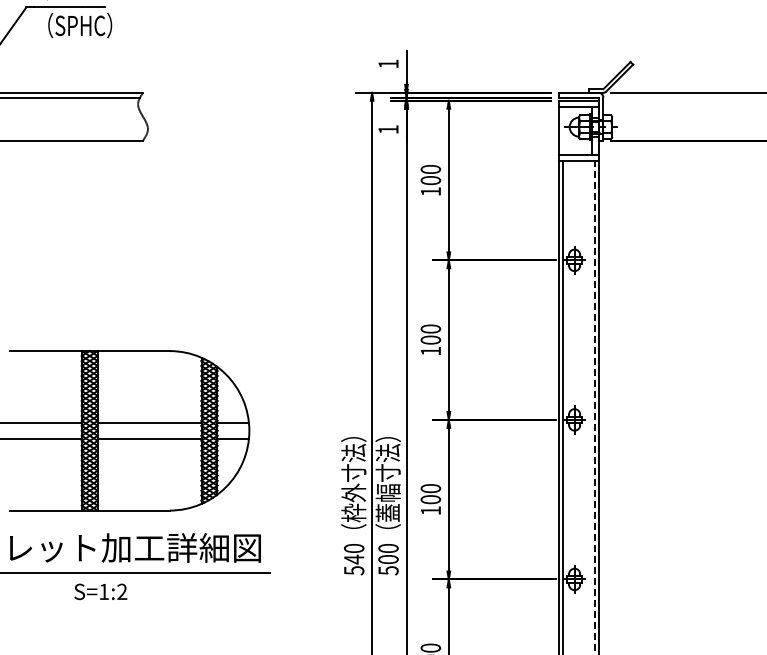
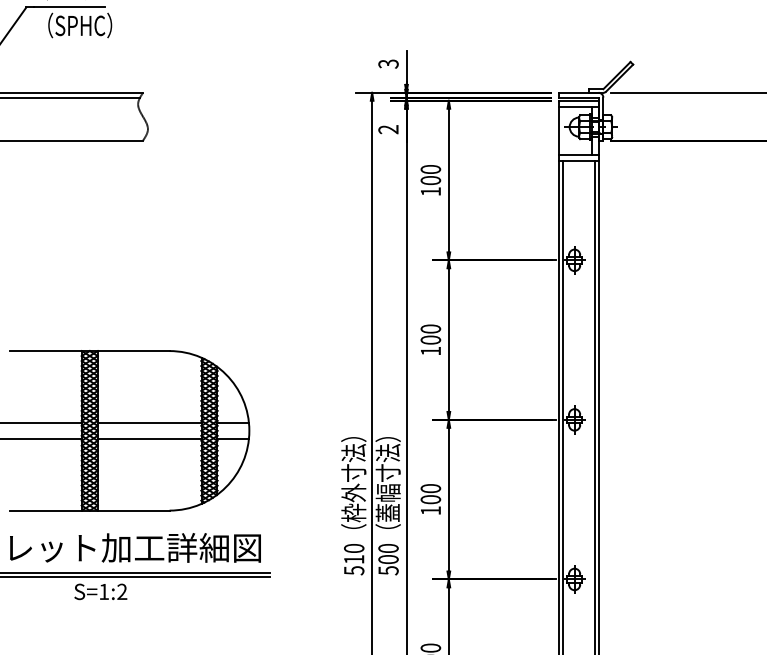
text: 1 -> 3 (388, 63)
text: 1 -> 2 (388, 129)
line: dashed -> solid (594, 407)
text: 540 -> 510 (354, 559)
line: none -> present (136, 576)
